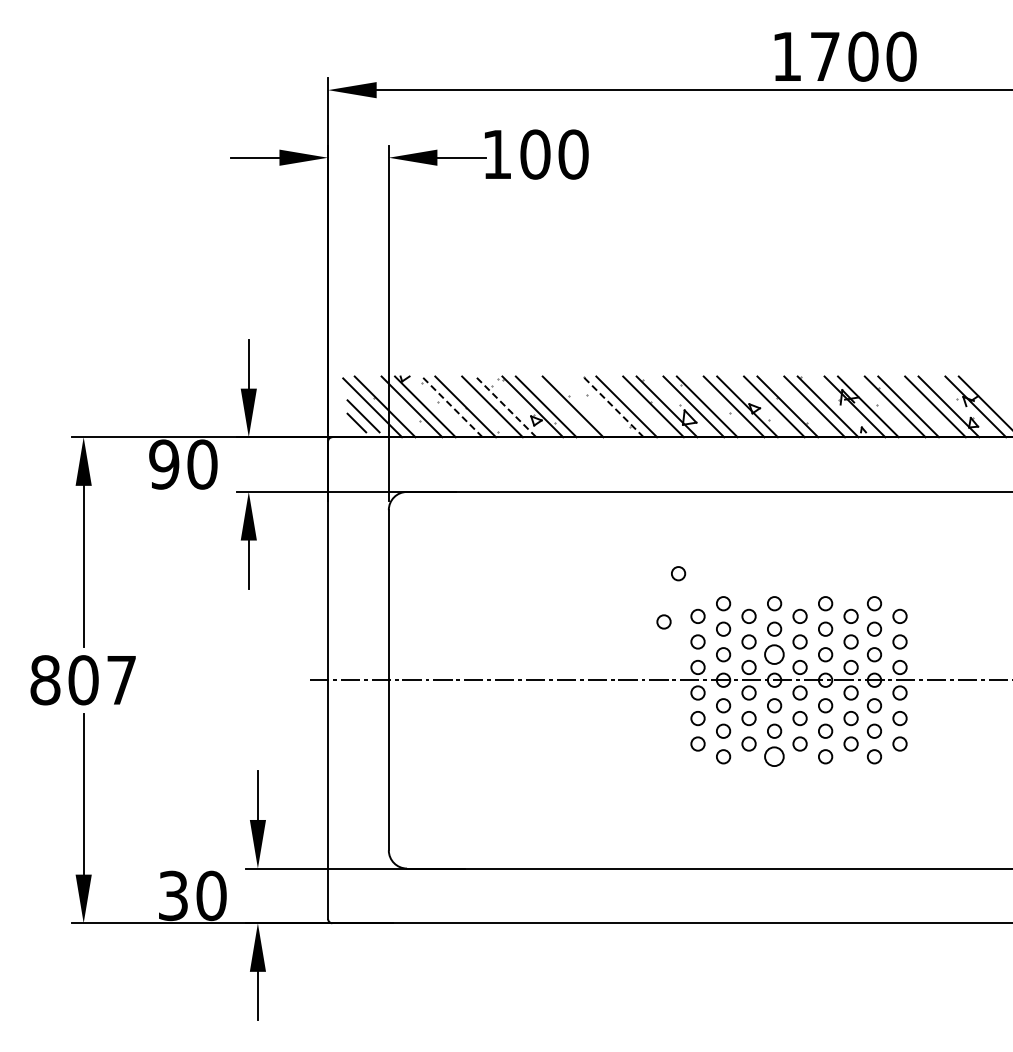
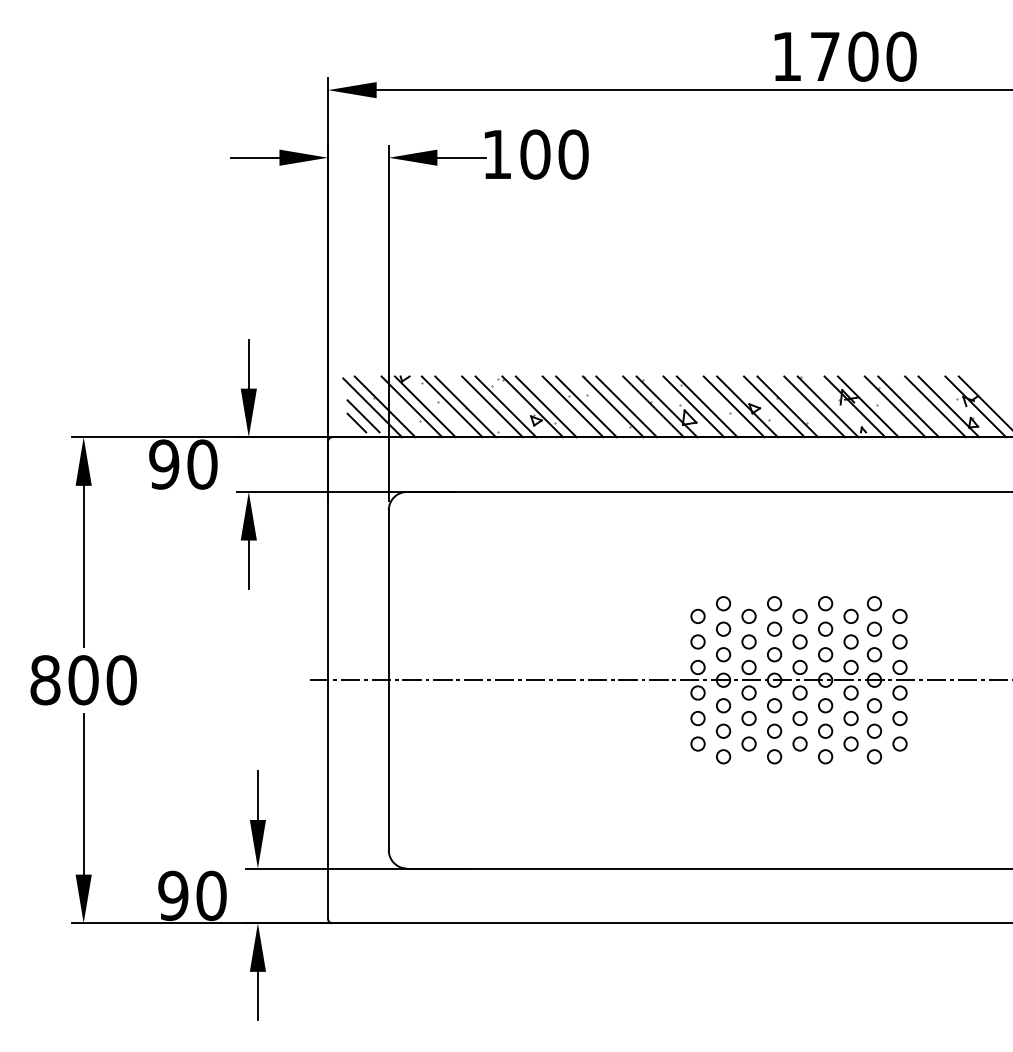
line: dashed -> solid (452, 406)
line: dashed -> solid (505, 406)
line: none -> present (586, 406)
line: dashed -> solid (613, 406)
circle: present -> none (678, 573)
circle: present -> none (663, 621)
circle size: 21x21 px -> 16x16 px (774, 654)
text: 807 -> 800 (121, 680)
circle size: 21x21 px -> 16x16 px (774, 756)
text: 30 -> 90 (173, 895)
